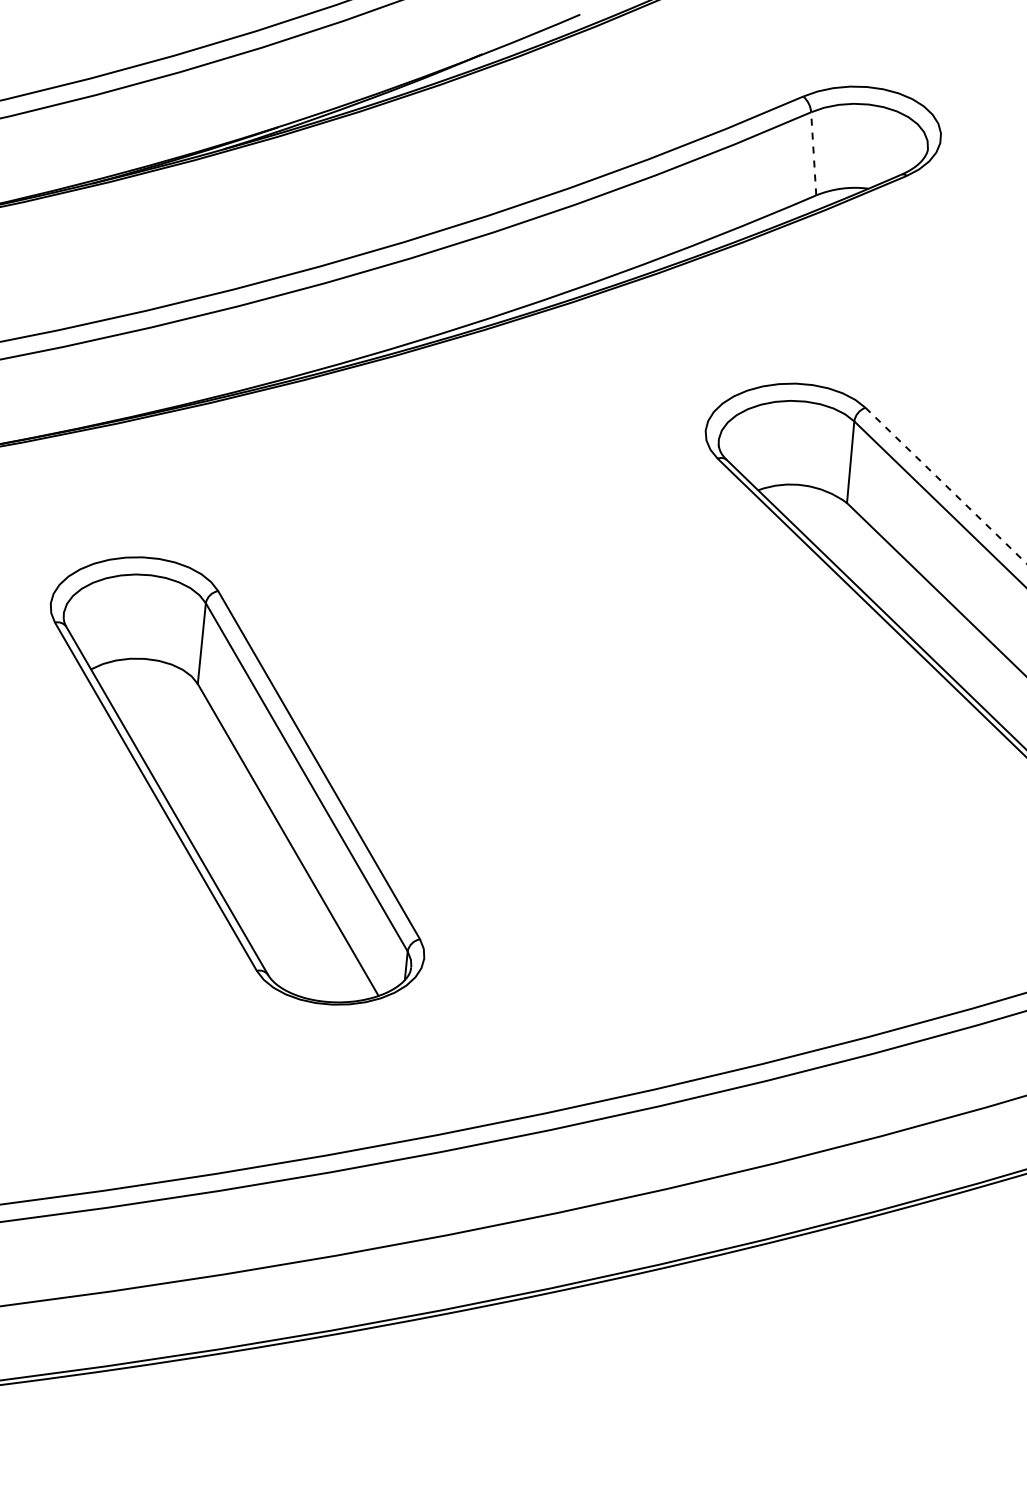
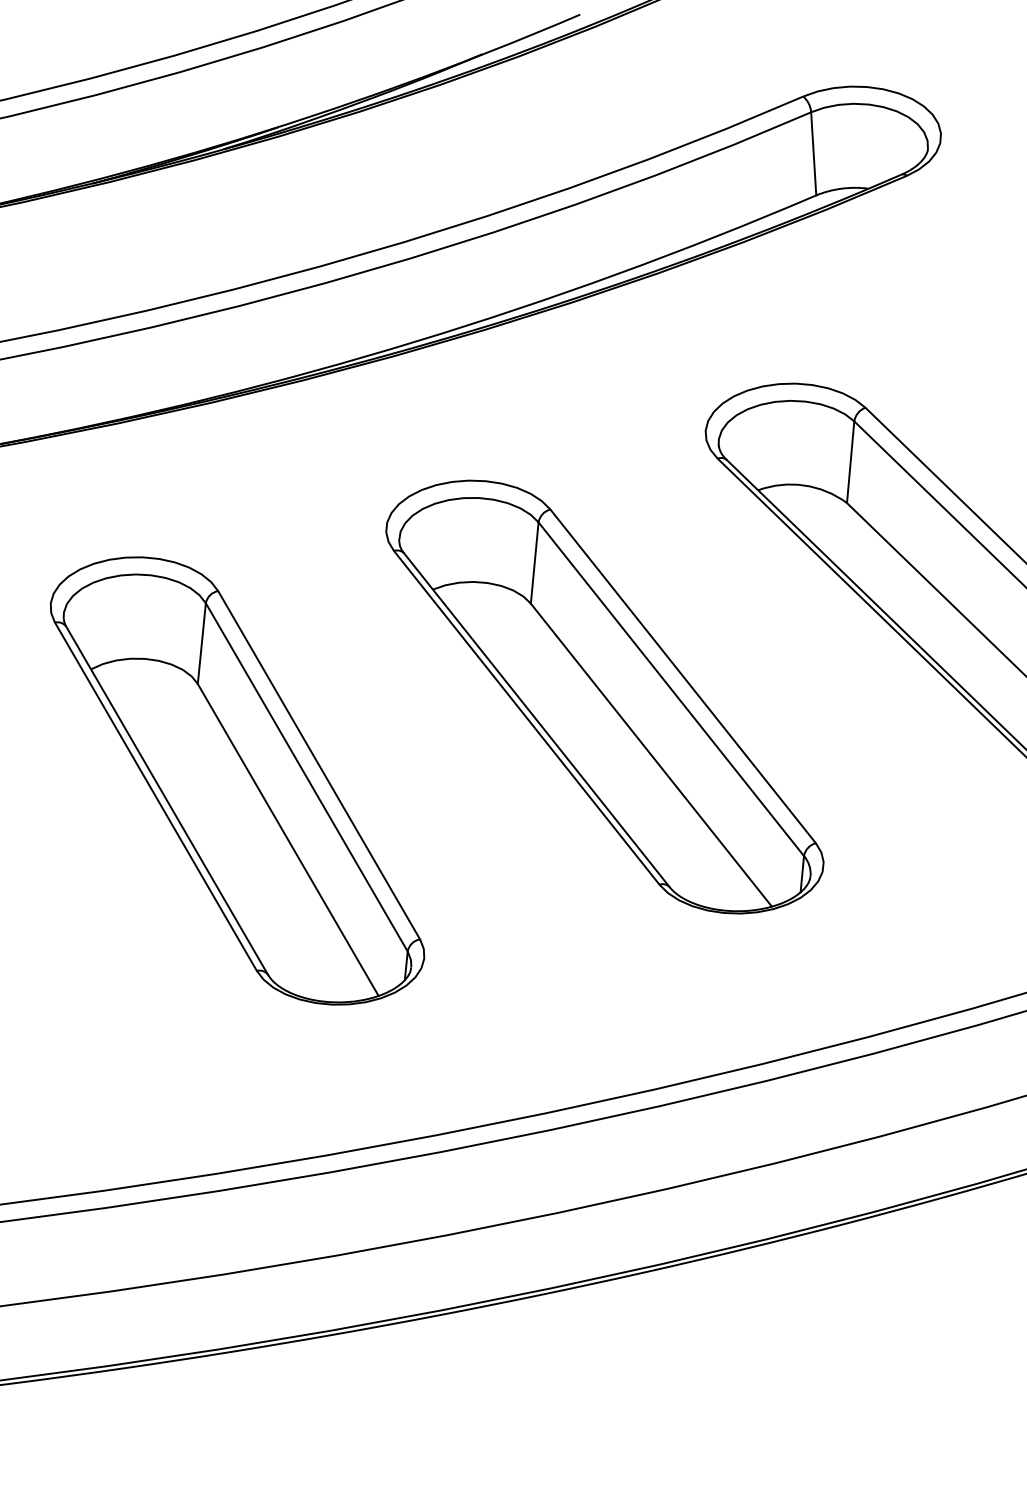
line: dashed -> solid (813, 153)
line: dashed -> solid (945, 485)
part: none -> present (604, 696)
